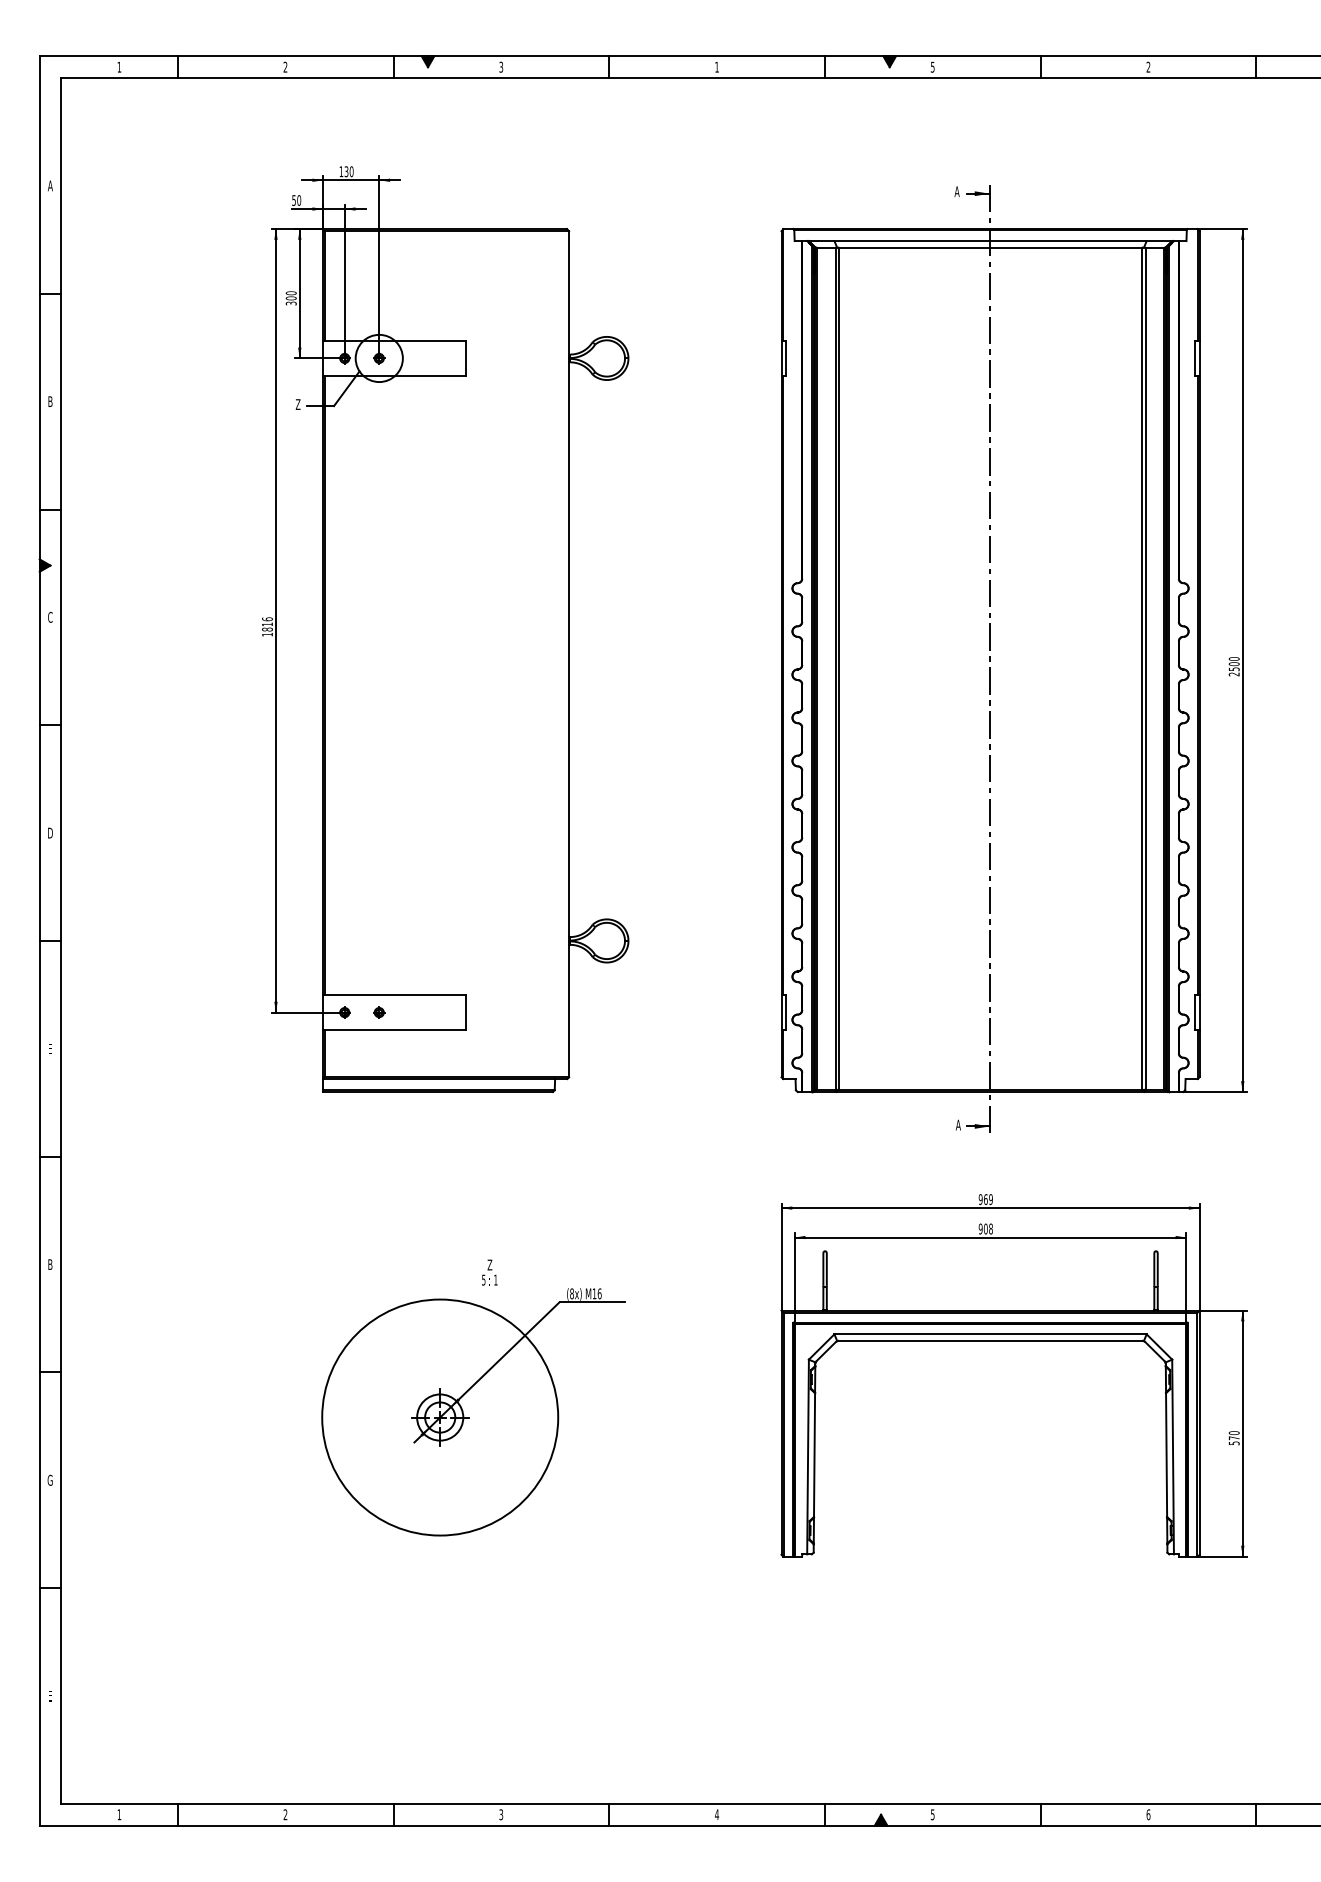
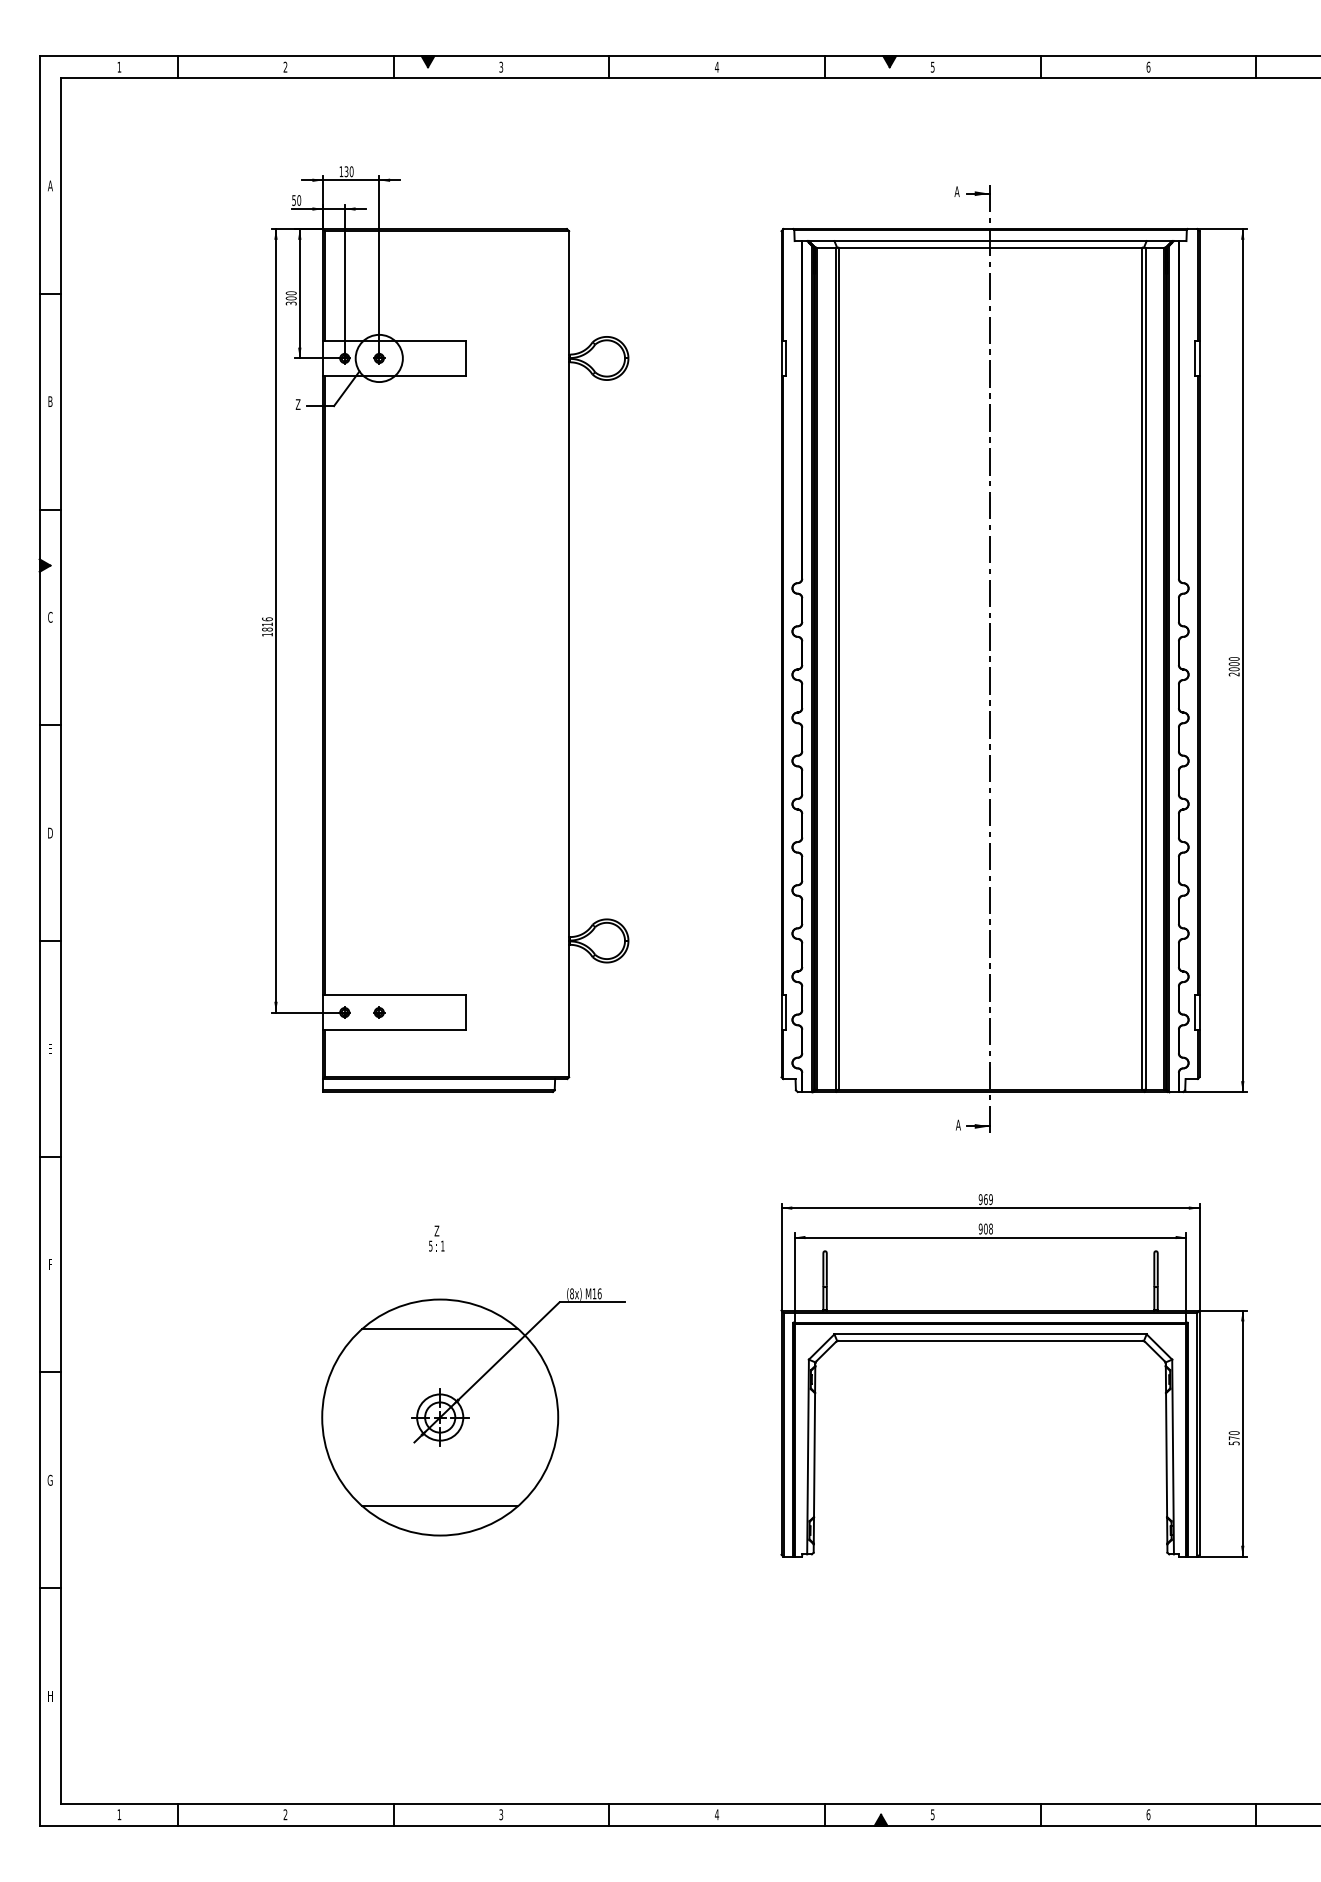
text: 2 -> 6 (1148, 66)
text: 1 -> 4 (716, 67)
text: 2500 -> 2000 (1233, 669)
text: B -> F (50, 1264)
text position: (489, 1272) -> (436, 1238) (436, 1238)
line: none -> present (440, 1329)
line: none -> present (440, 1506)
text: E -> H (50, 1696)
